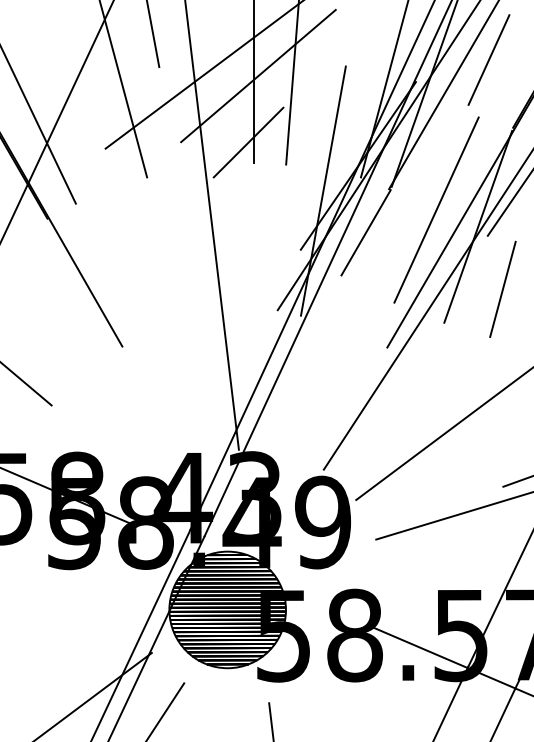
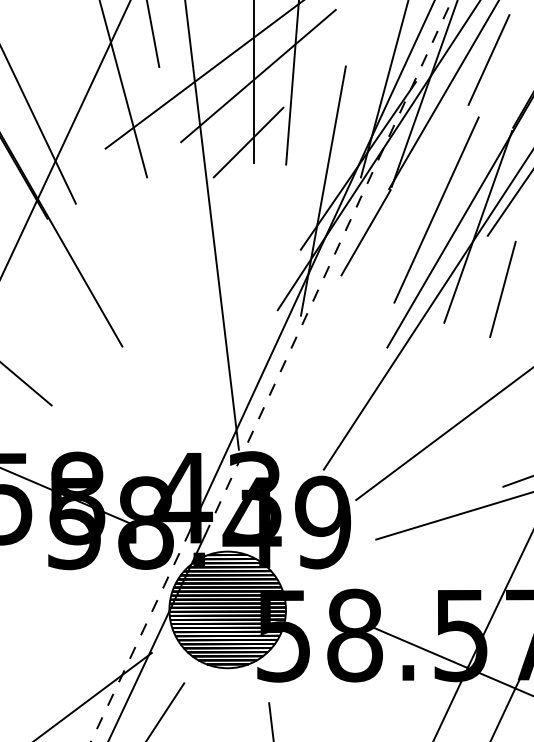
line position: (57, 120) -> (65, 138) (65, 138)
line: solid -> dashed (328, 268)
line: solid -> dashed (140, 635)
